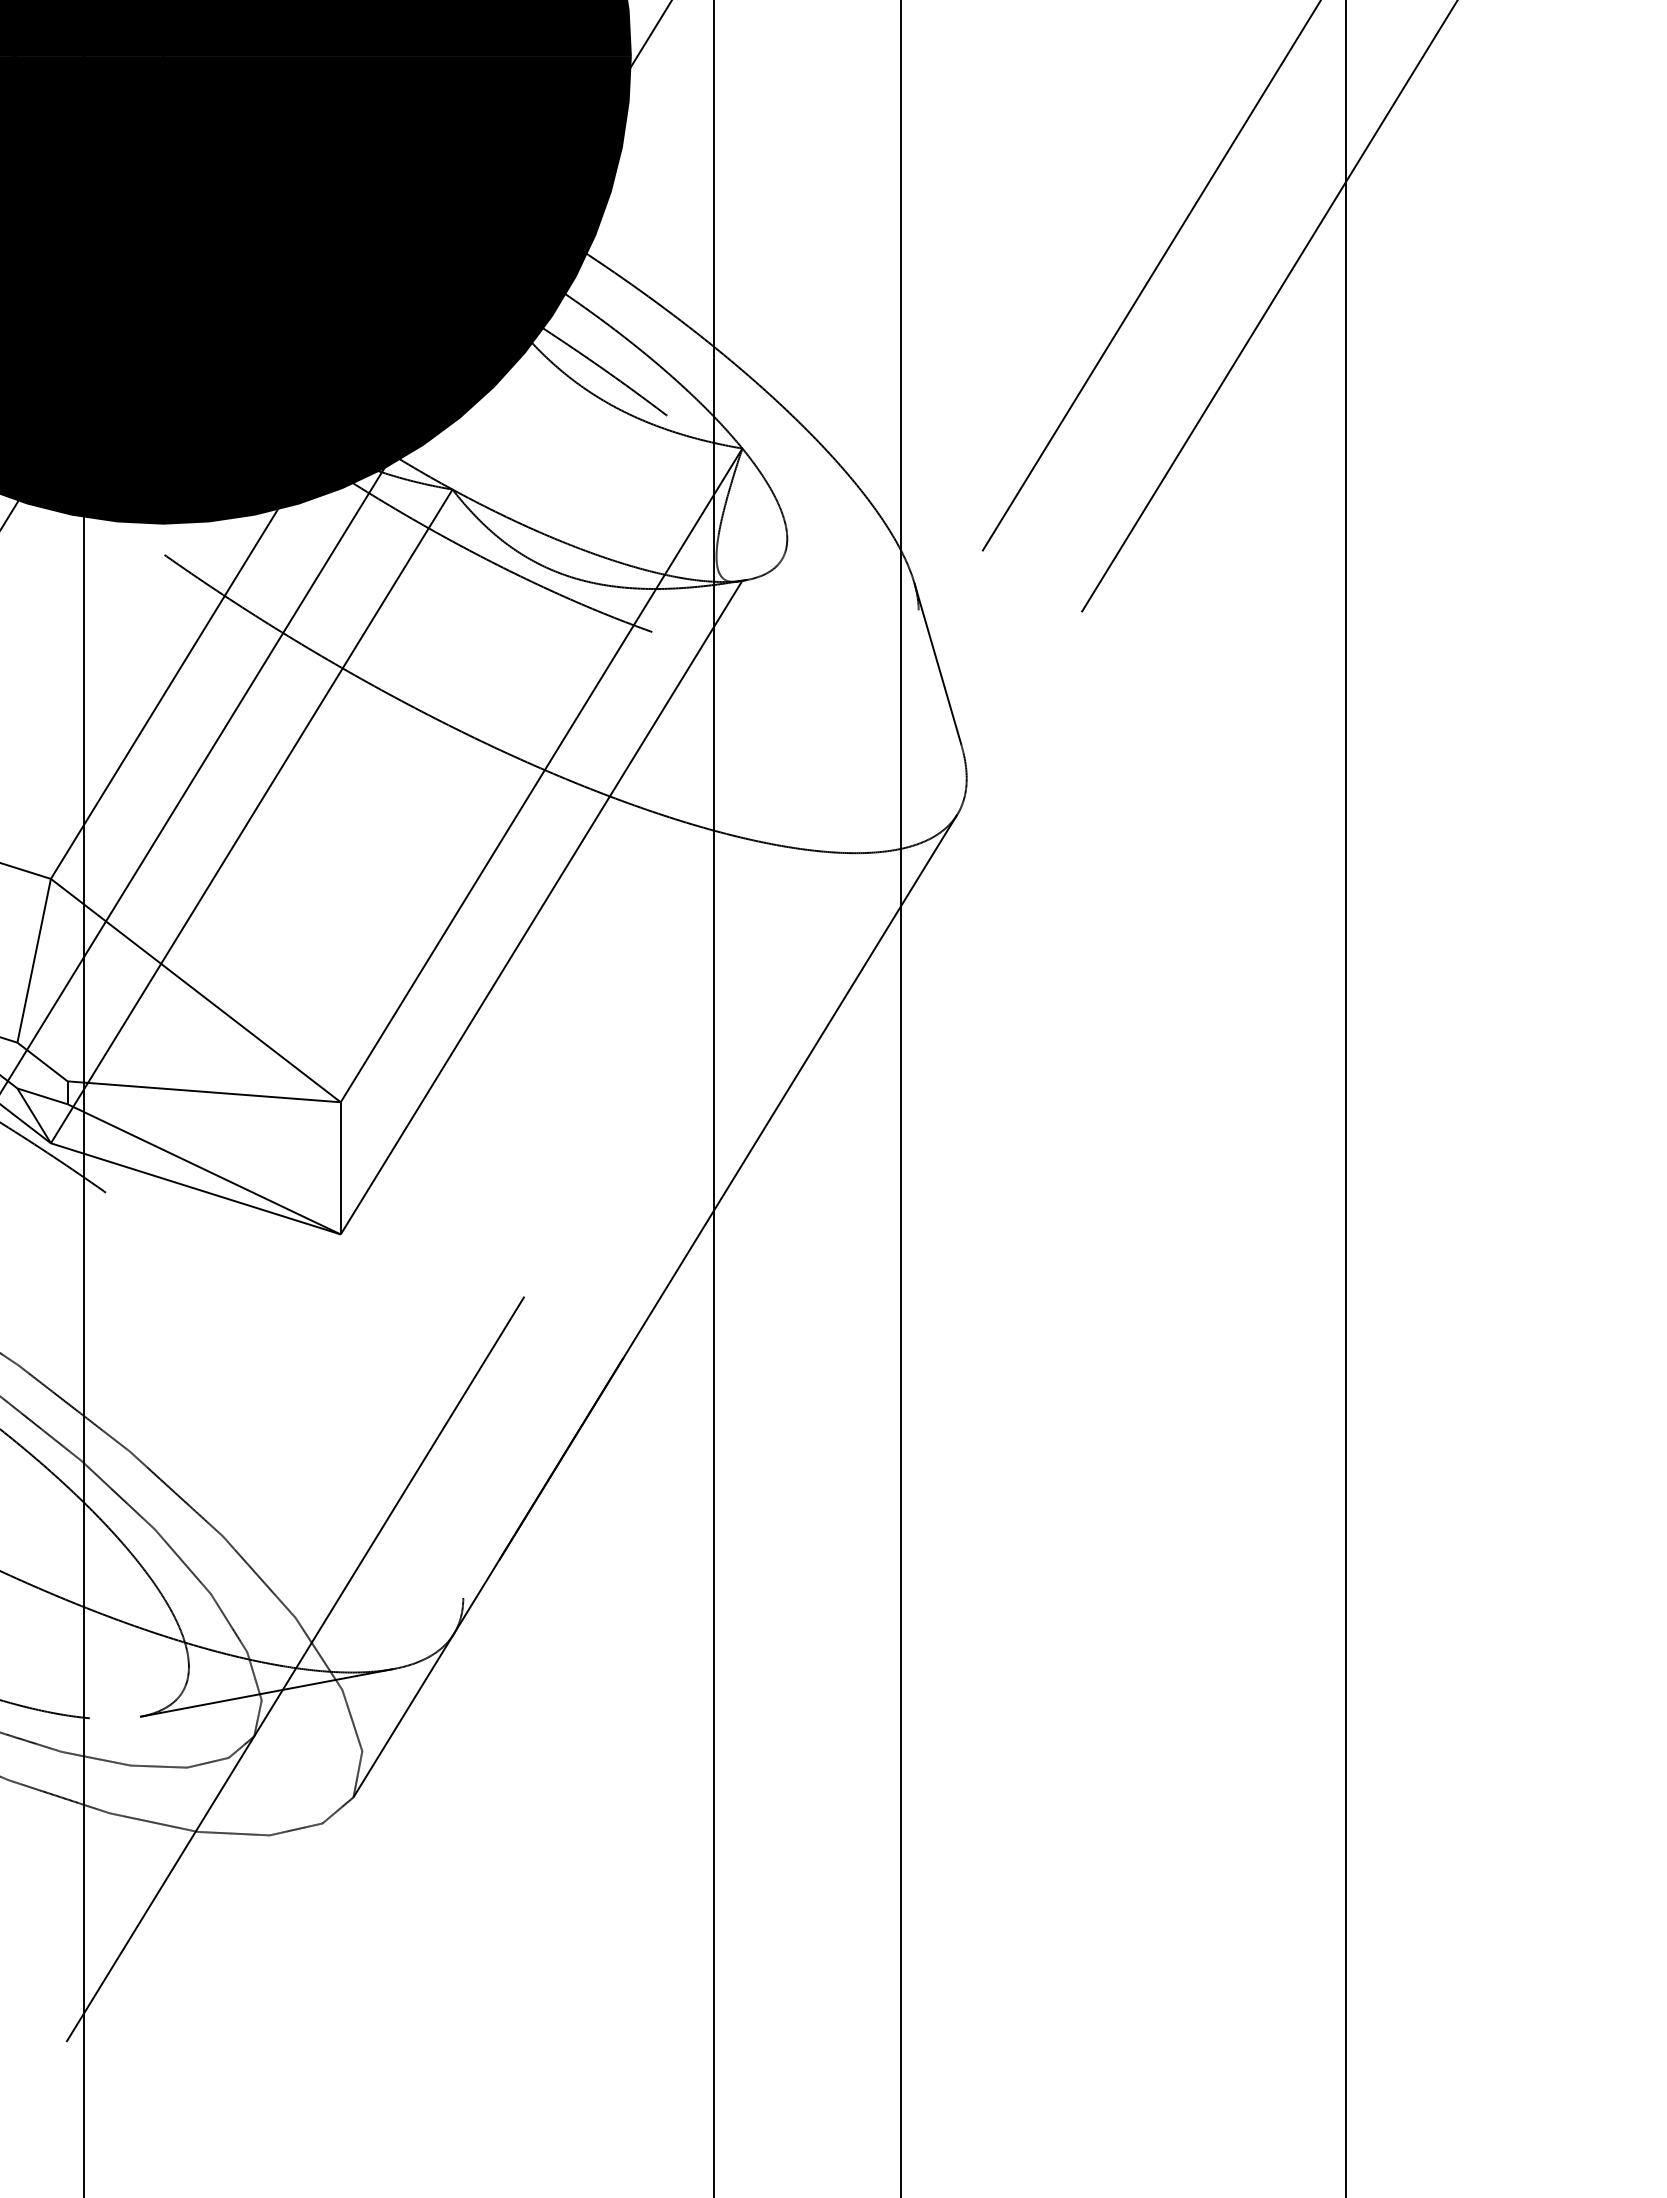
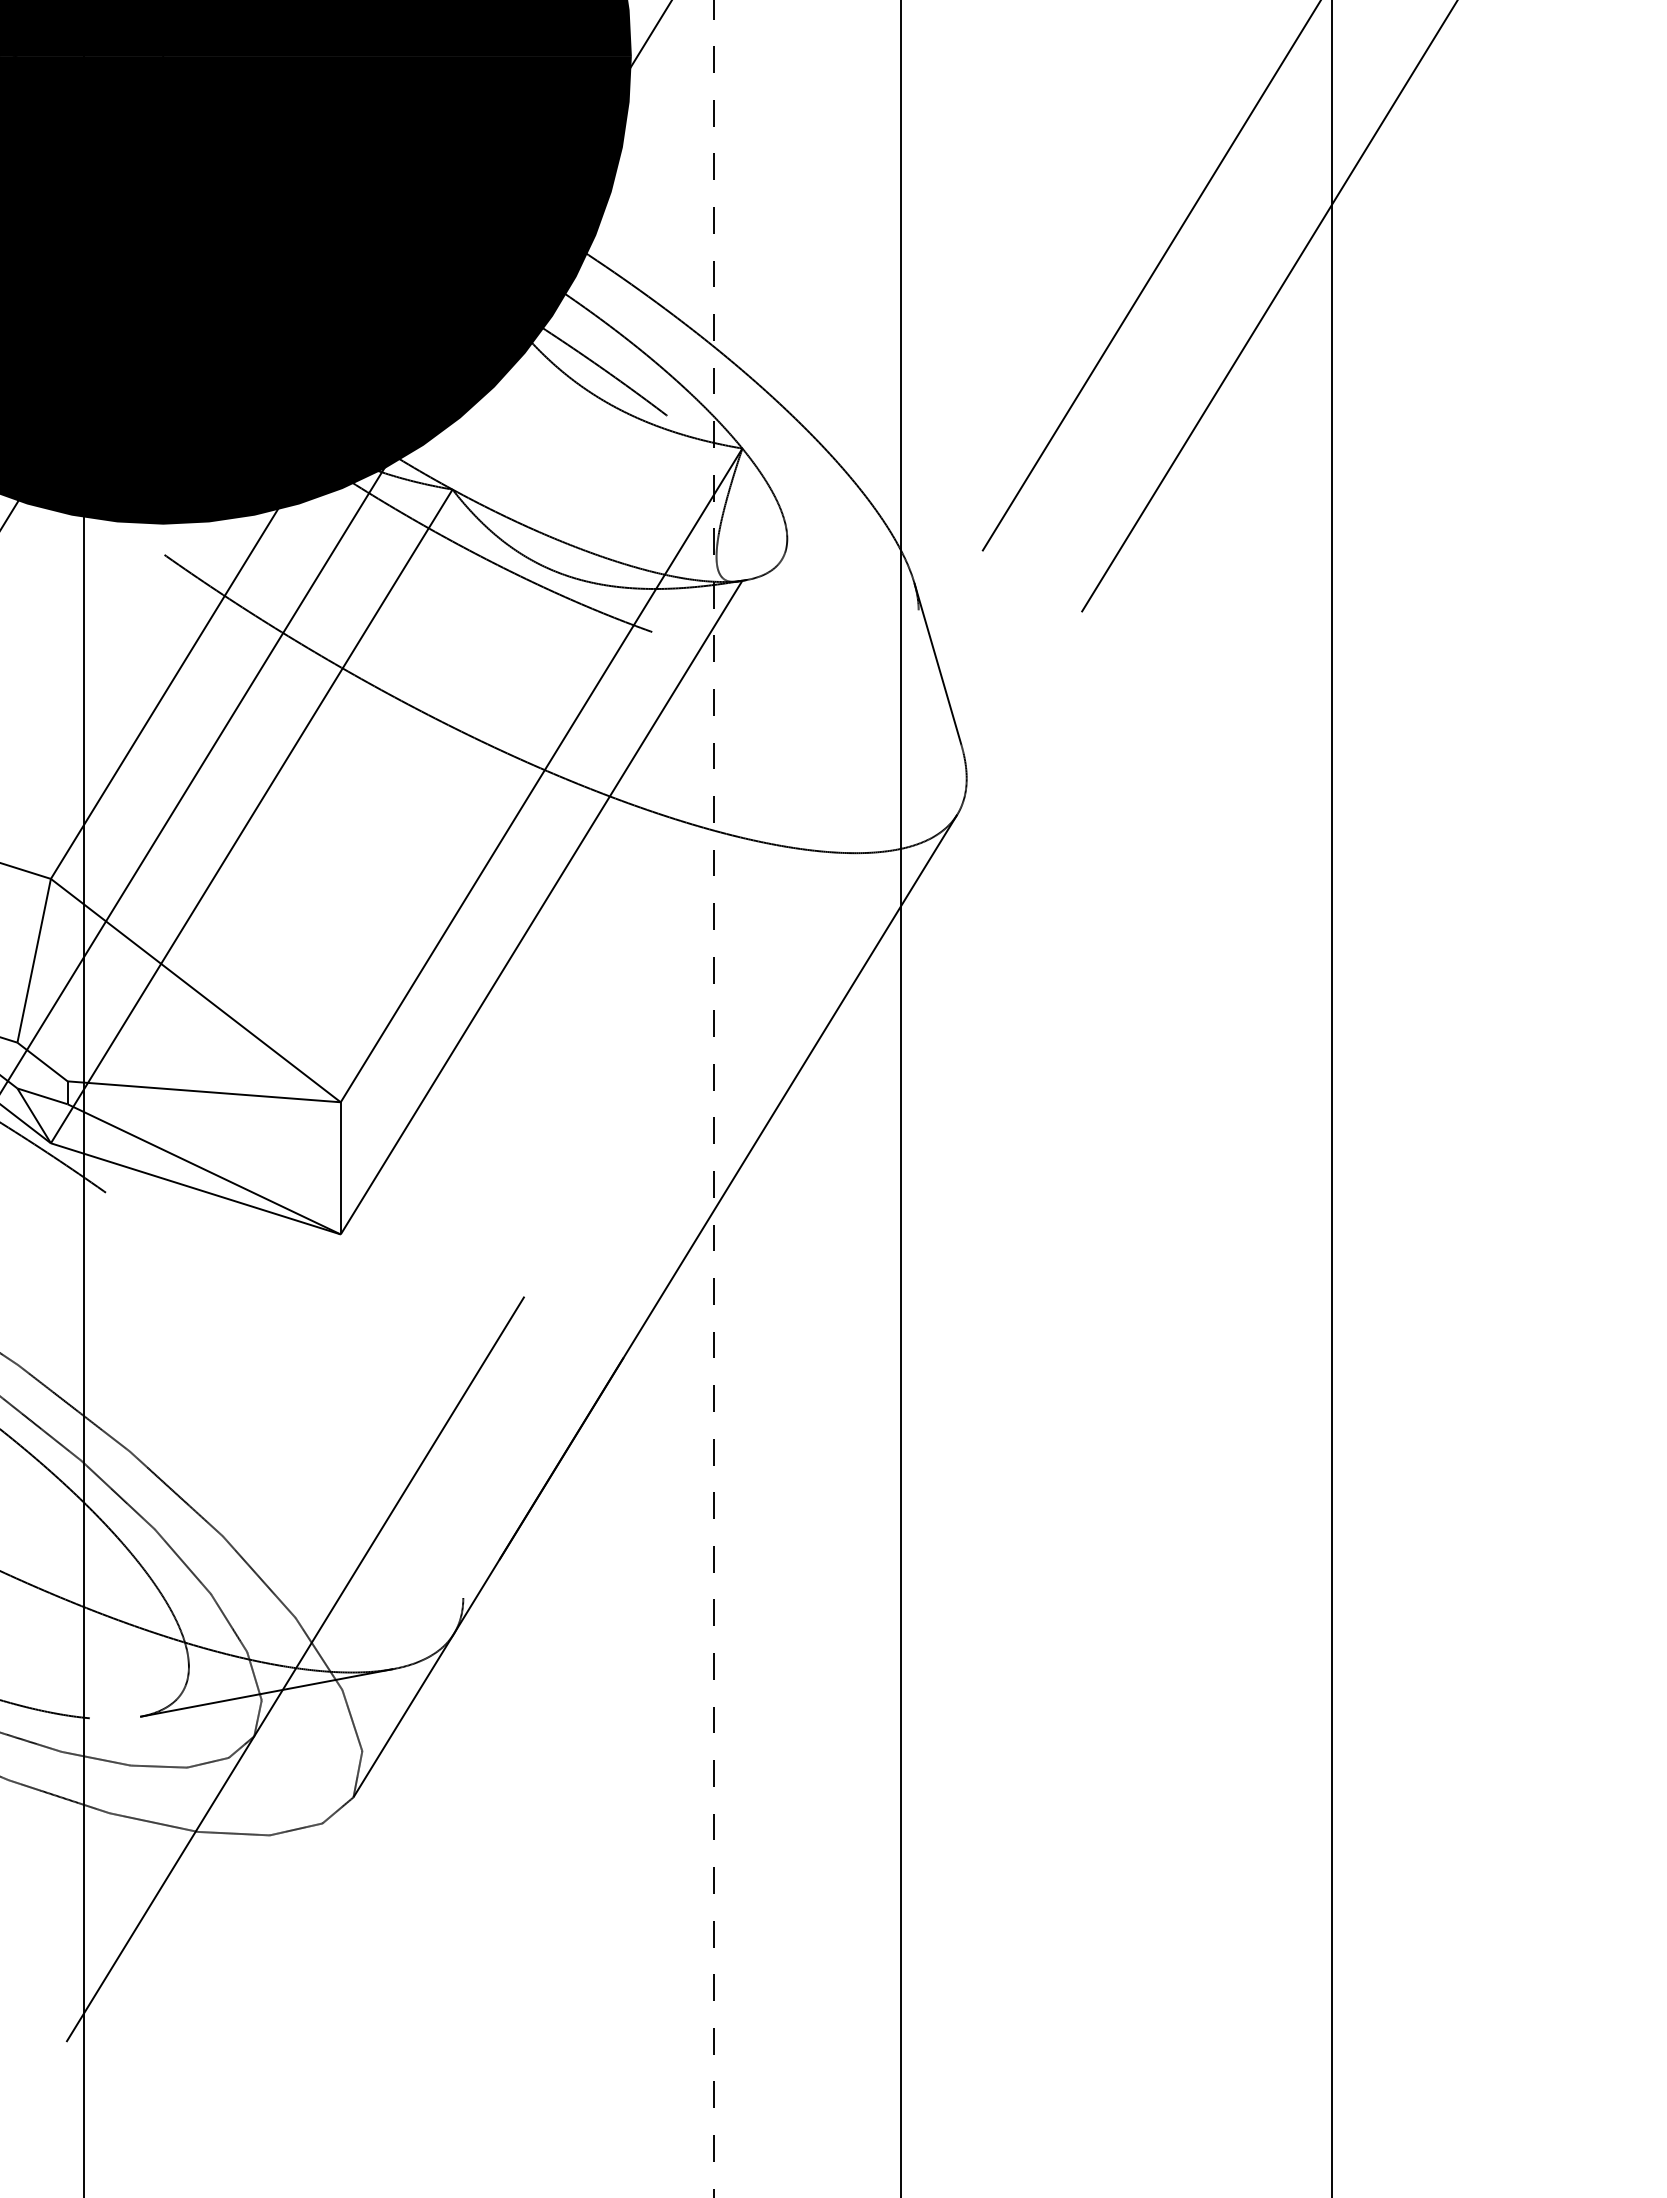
line position: (1345, 1098) -> (1331, 1098) (1331, 1098)
line: solid -> dashed (713, 1099)
